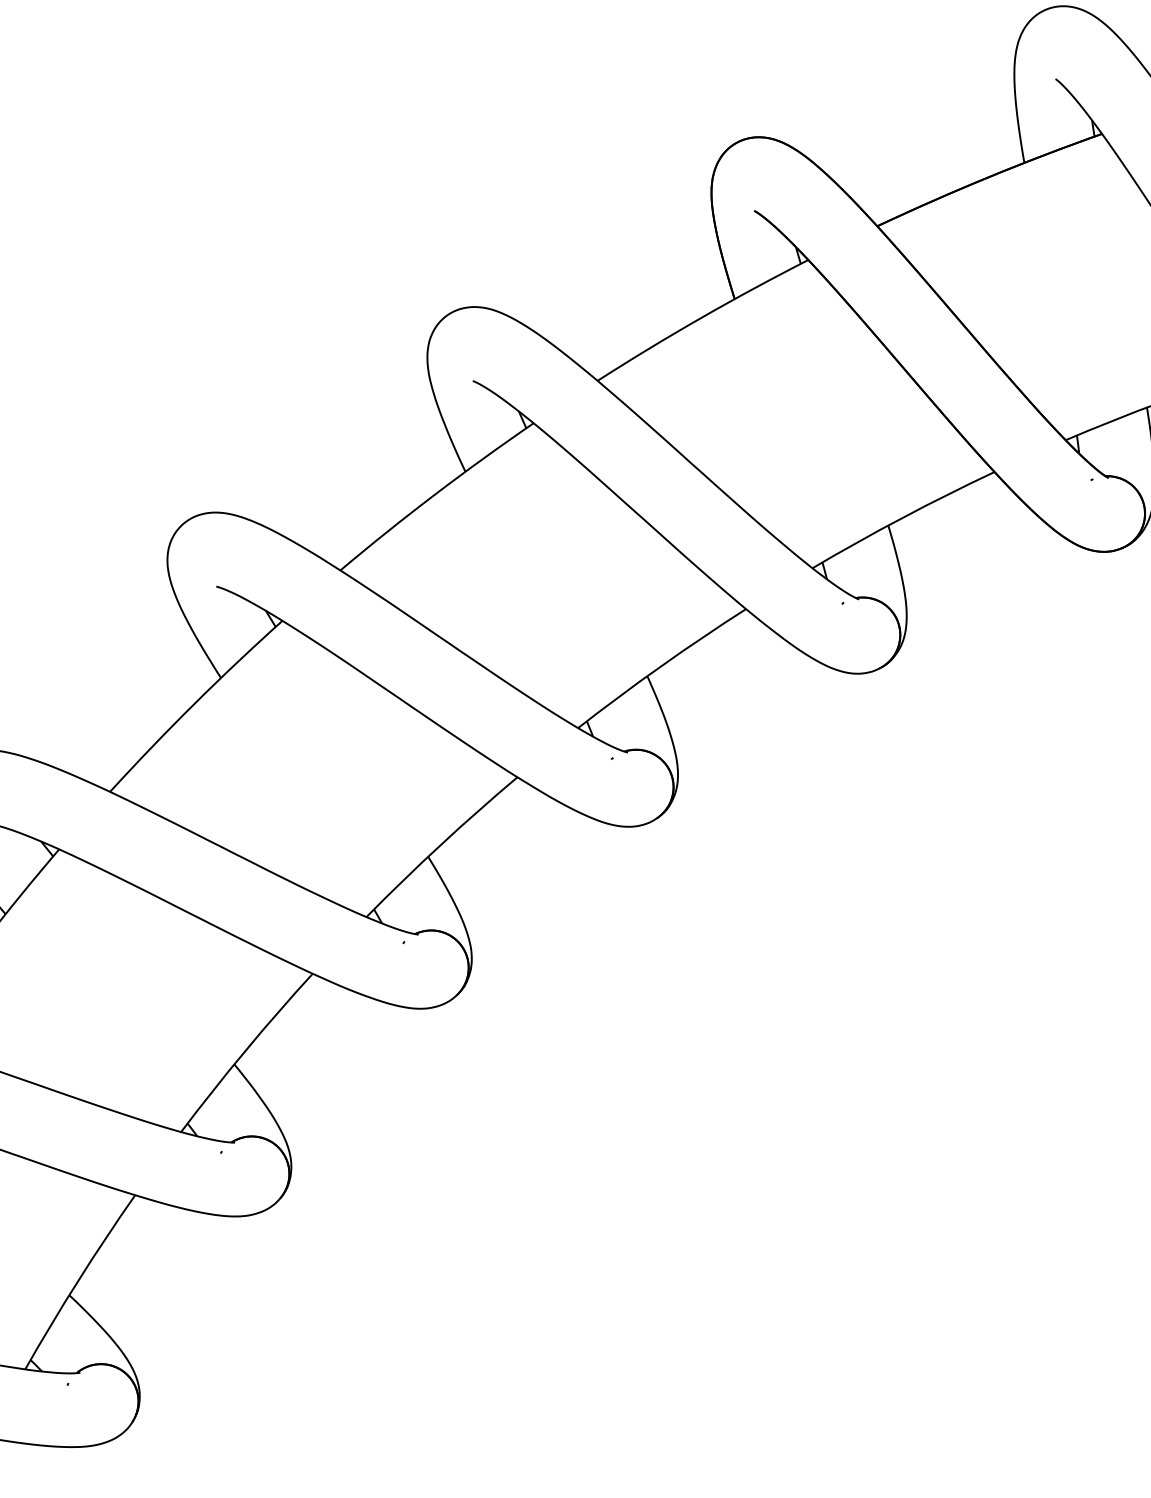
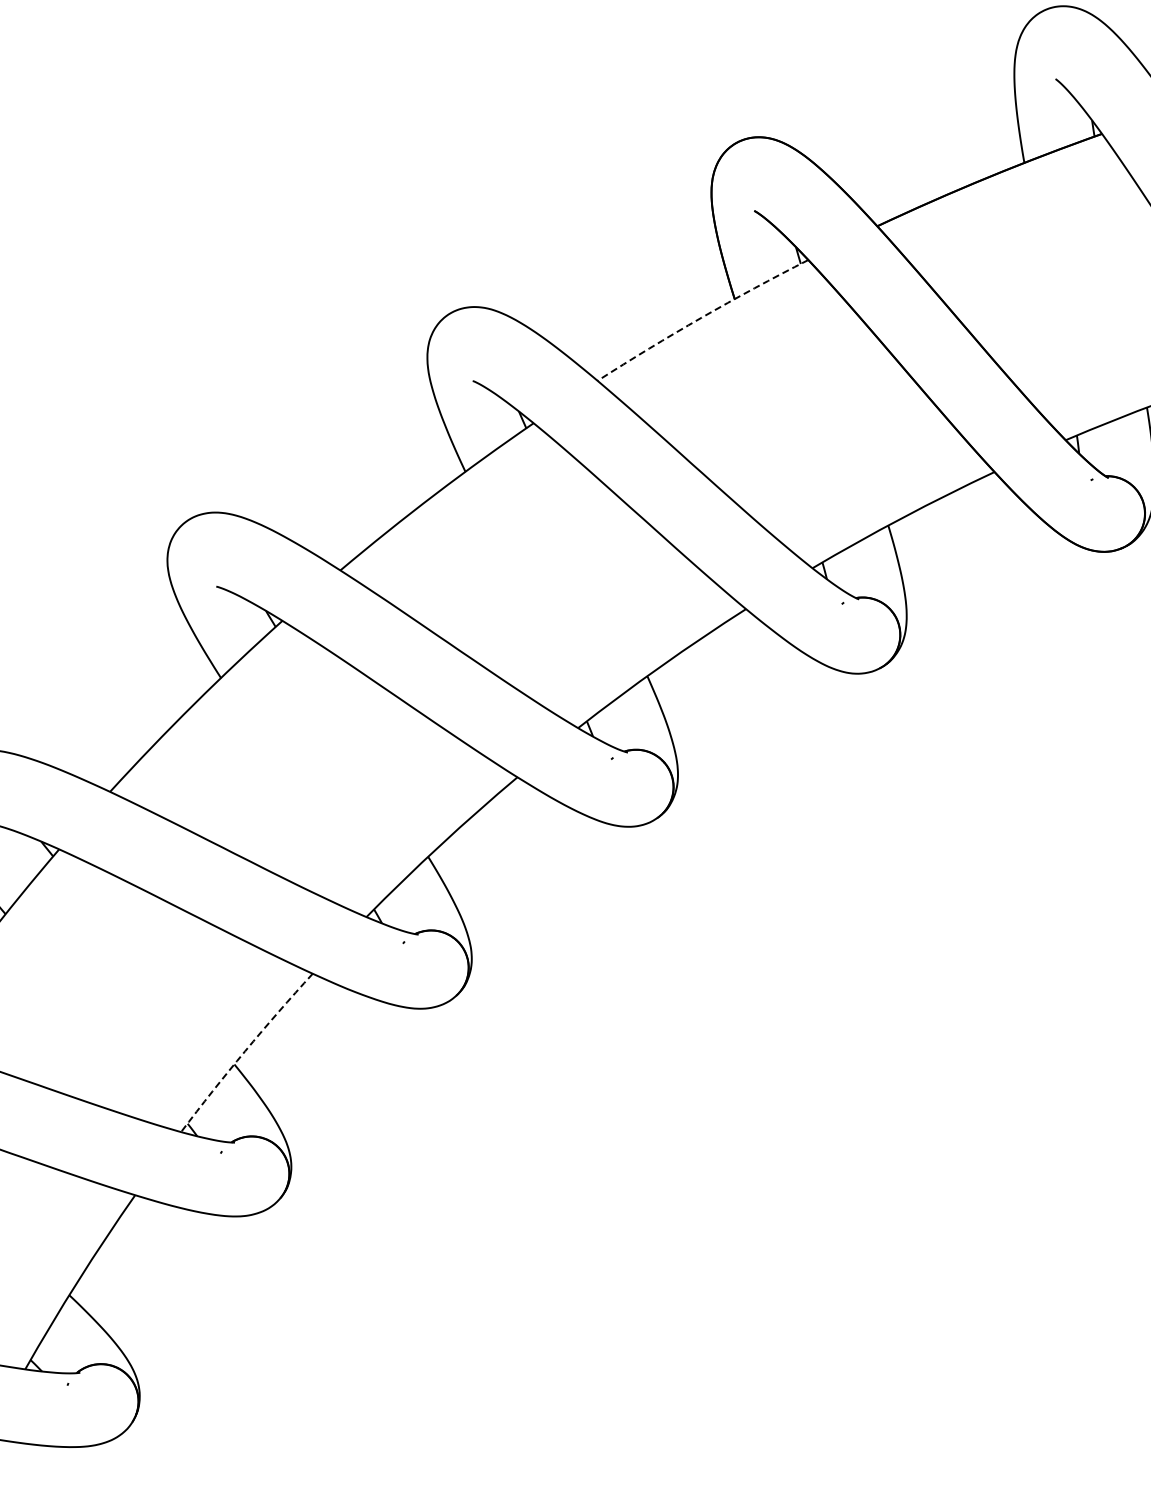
arc: solid -> dashed (701, 317)
arc: solid -> dashed (245, 1051)
